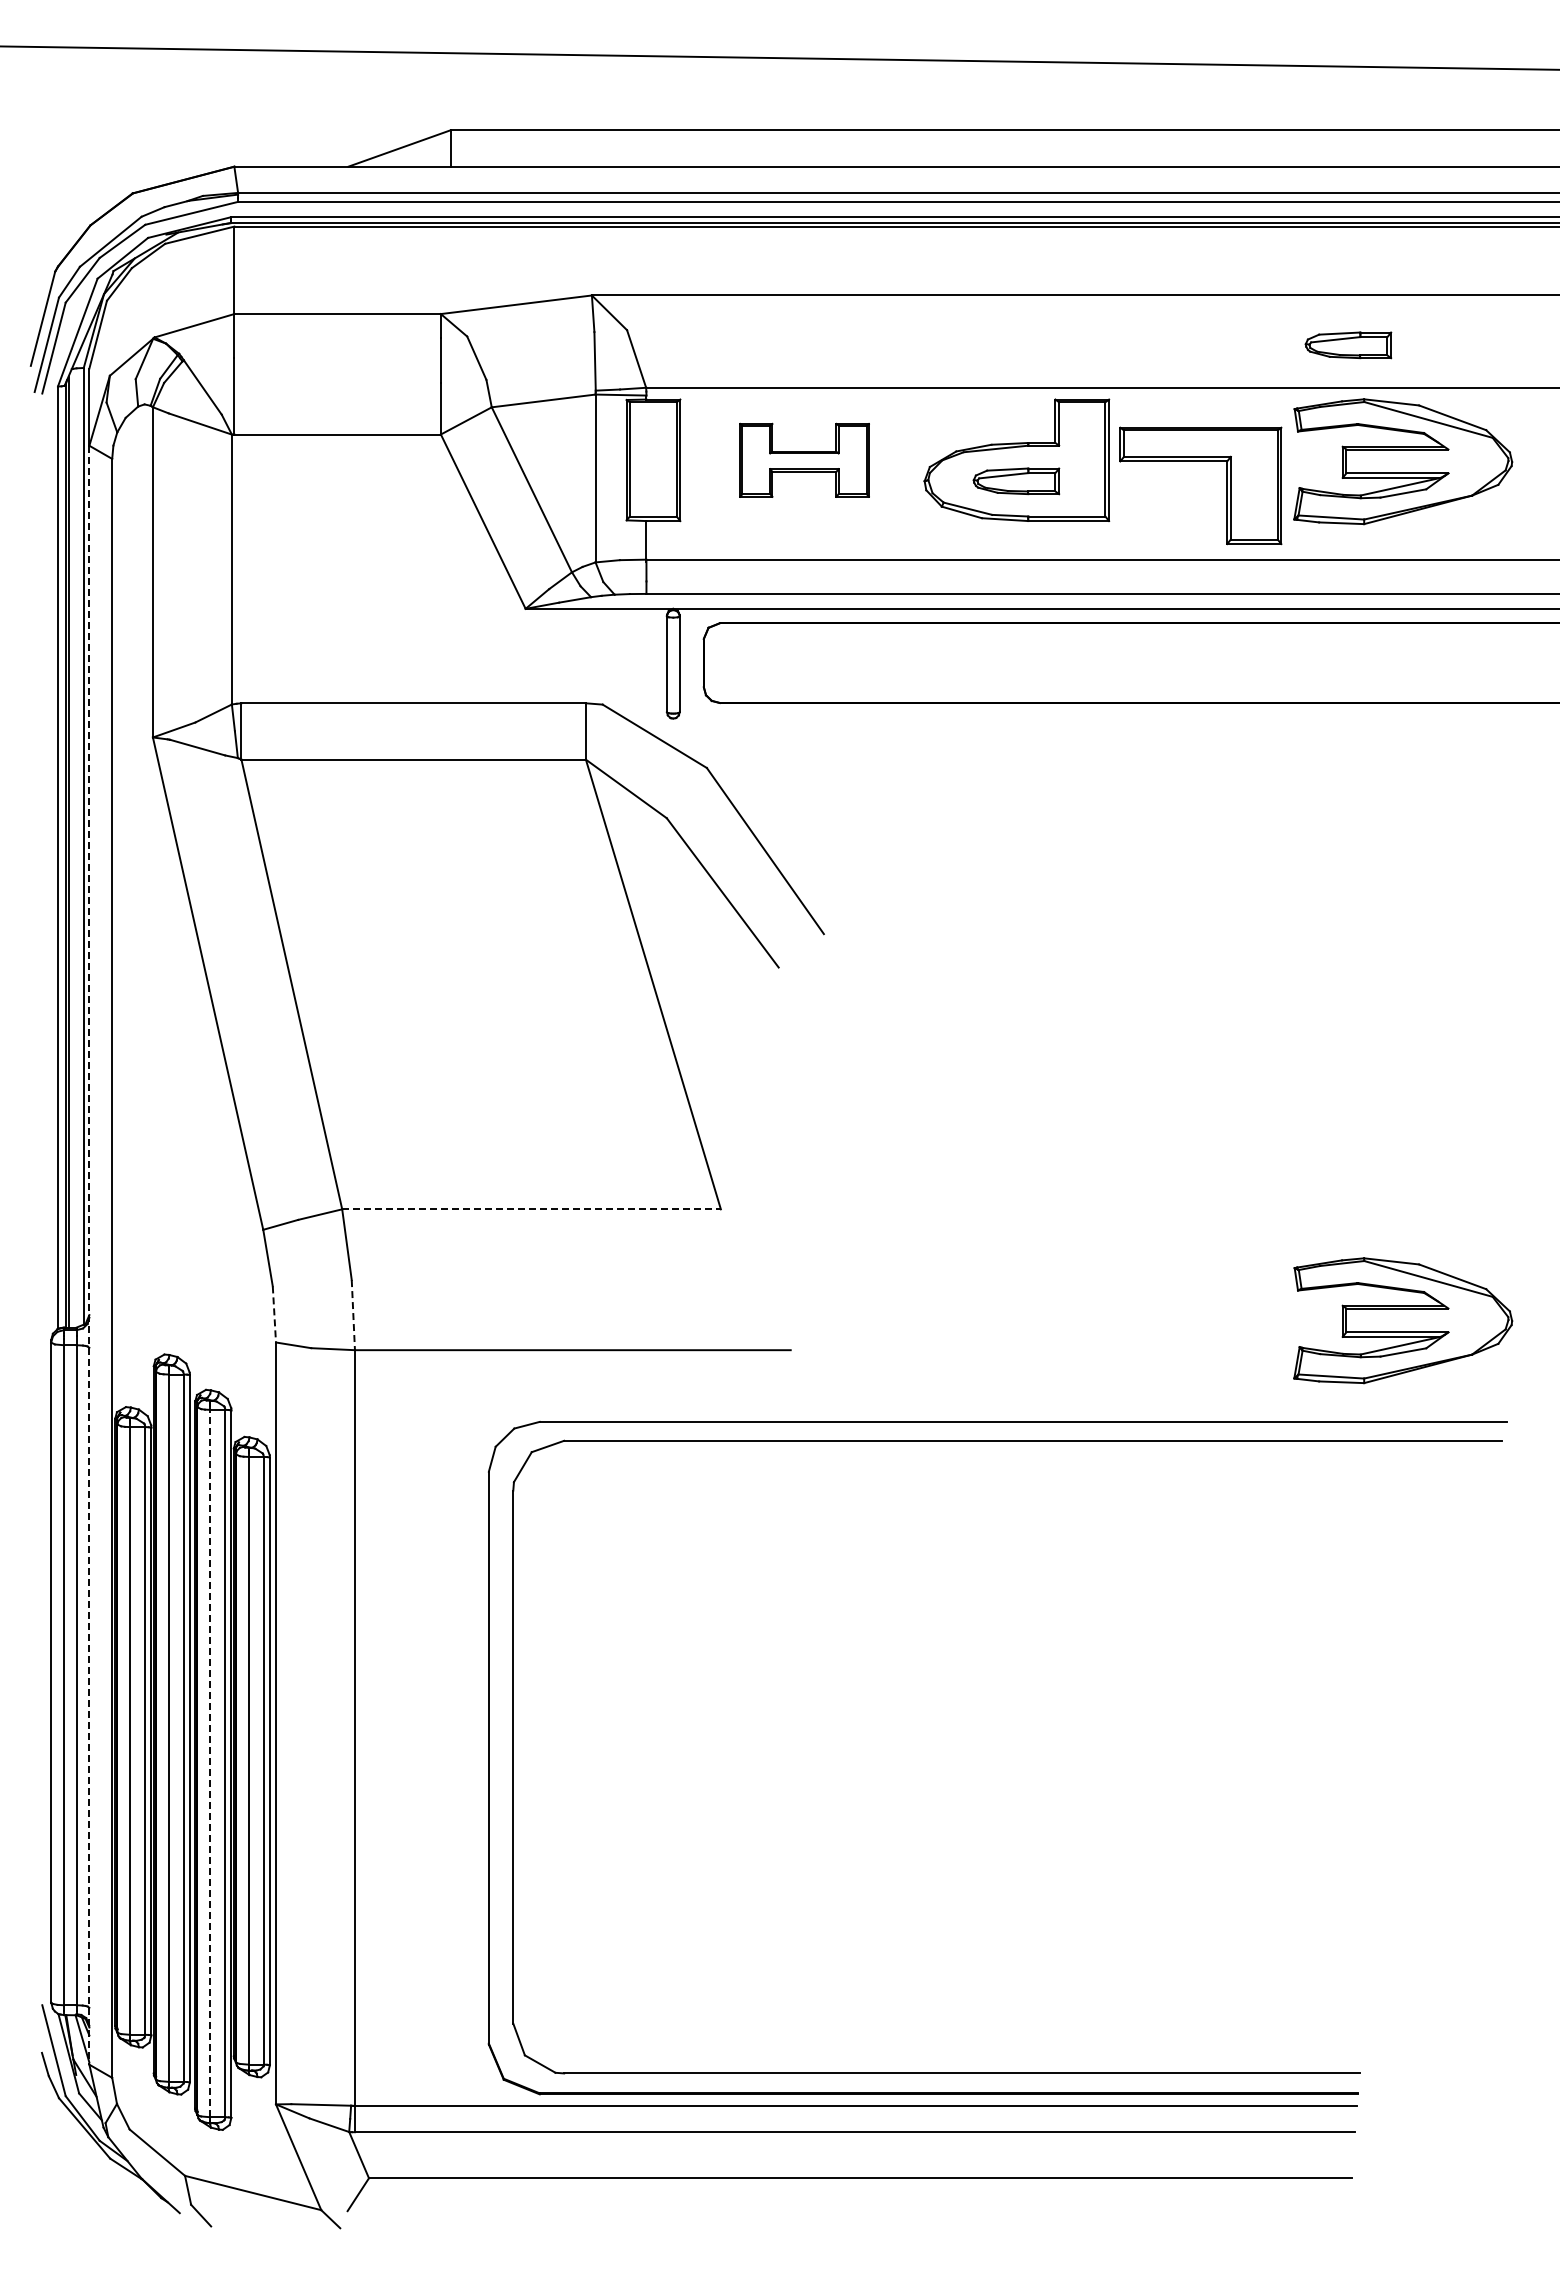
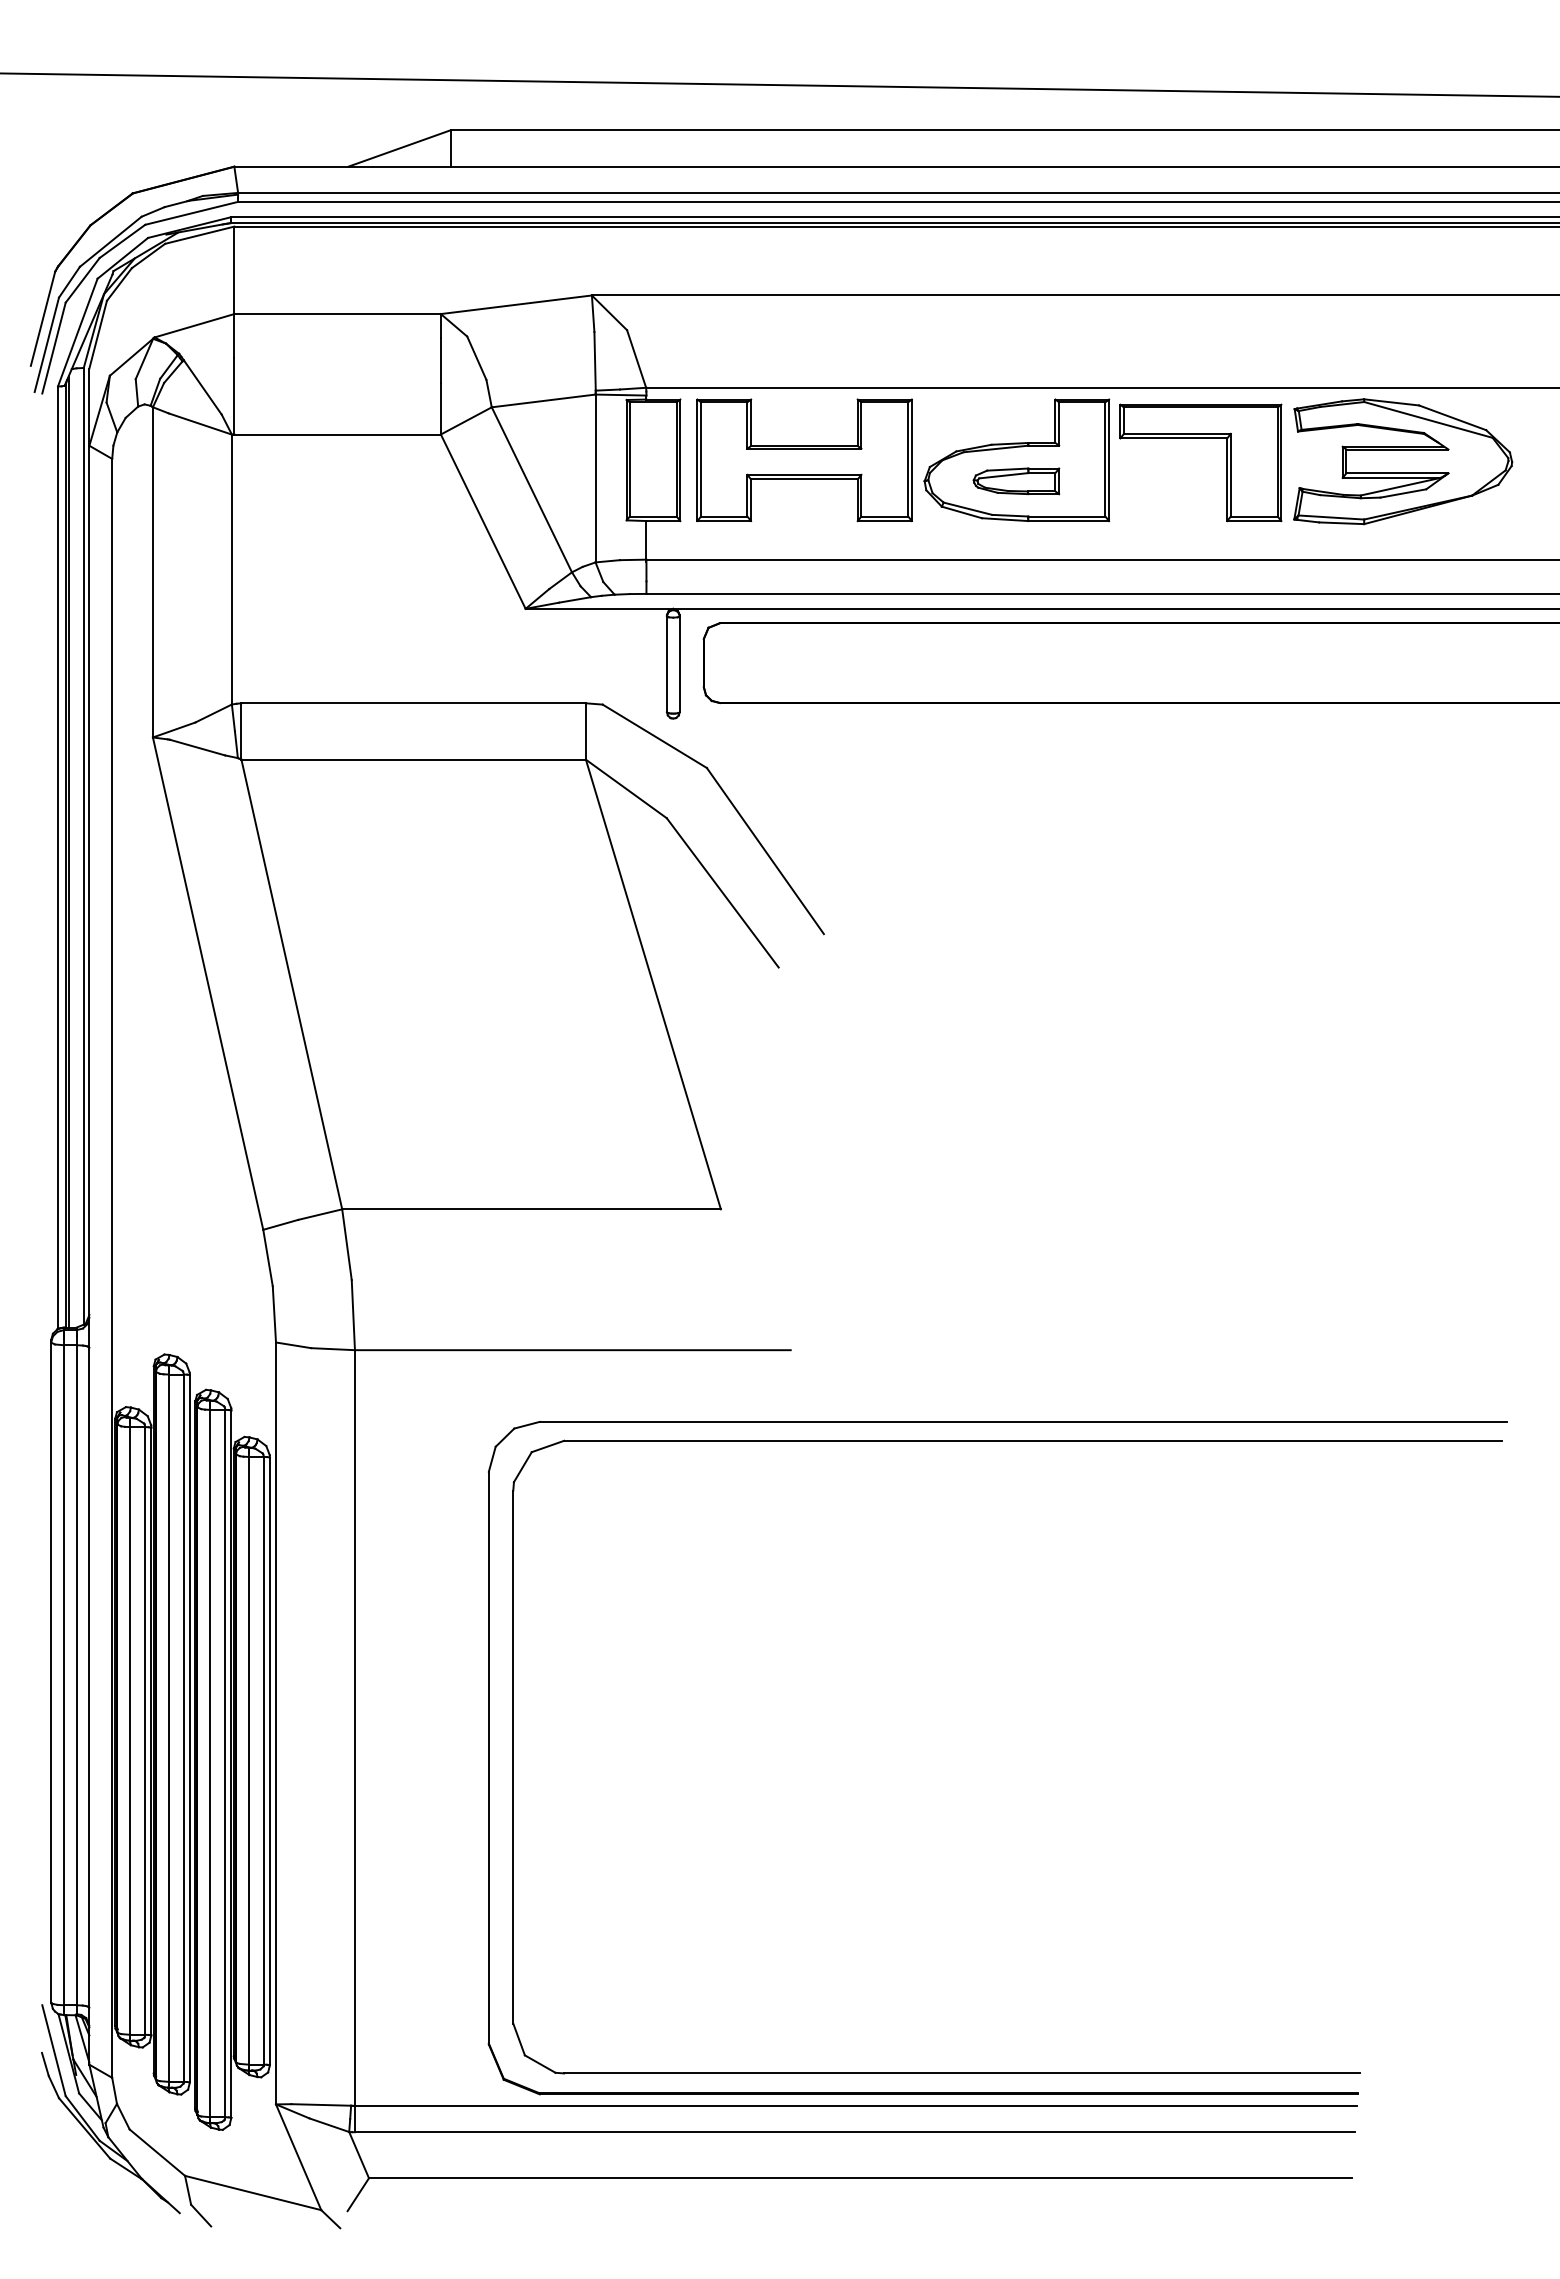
line position: (779, 57) -> (779, 84) (779, 84)
part: present -> none (1348, 345)
part size: 131x76 px -> 217x125 px (804, 460)
part position: (1200, 461) -> (1200, 438) (1200, 438)
line: dashed -> solid (532, 1209)
line: dashed -> solid (89, 1255)
line: dashed -> solid (274, 1314)
line: dashed -> solid (353, 1315)
part: present -> none (1403, 1320)
line: dashed -> solid (210, 1763)
